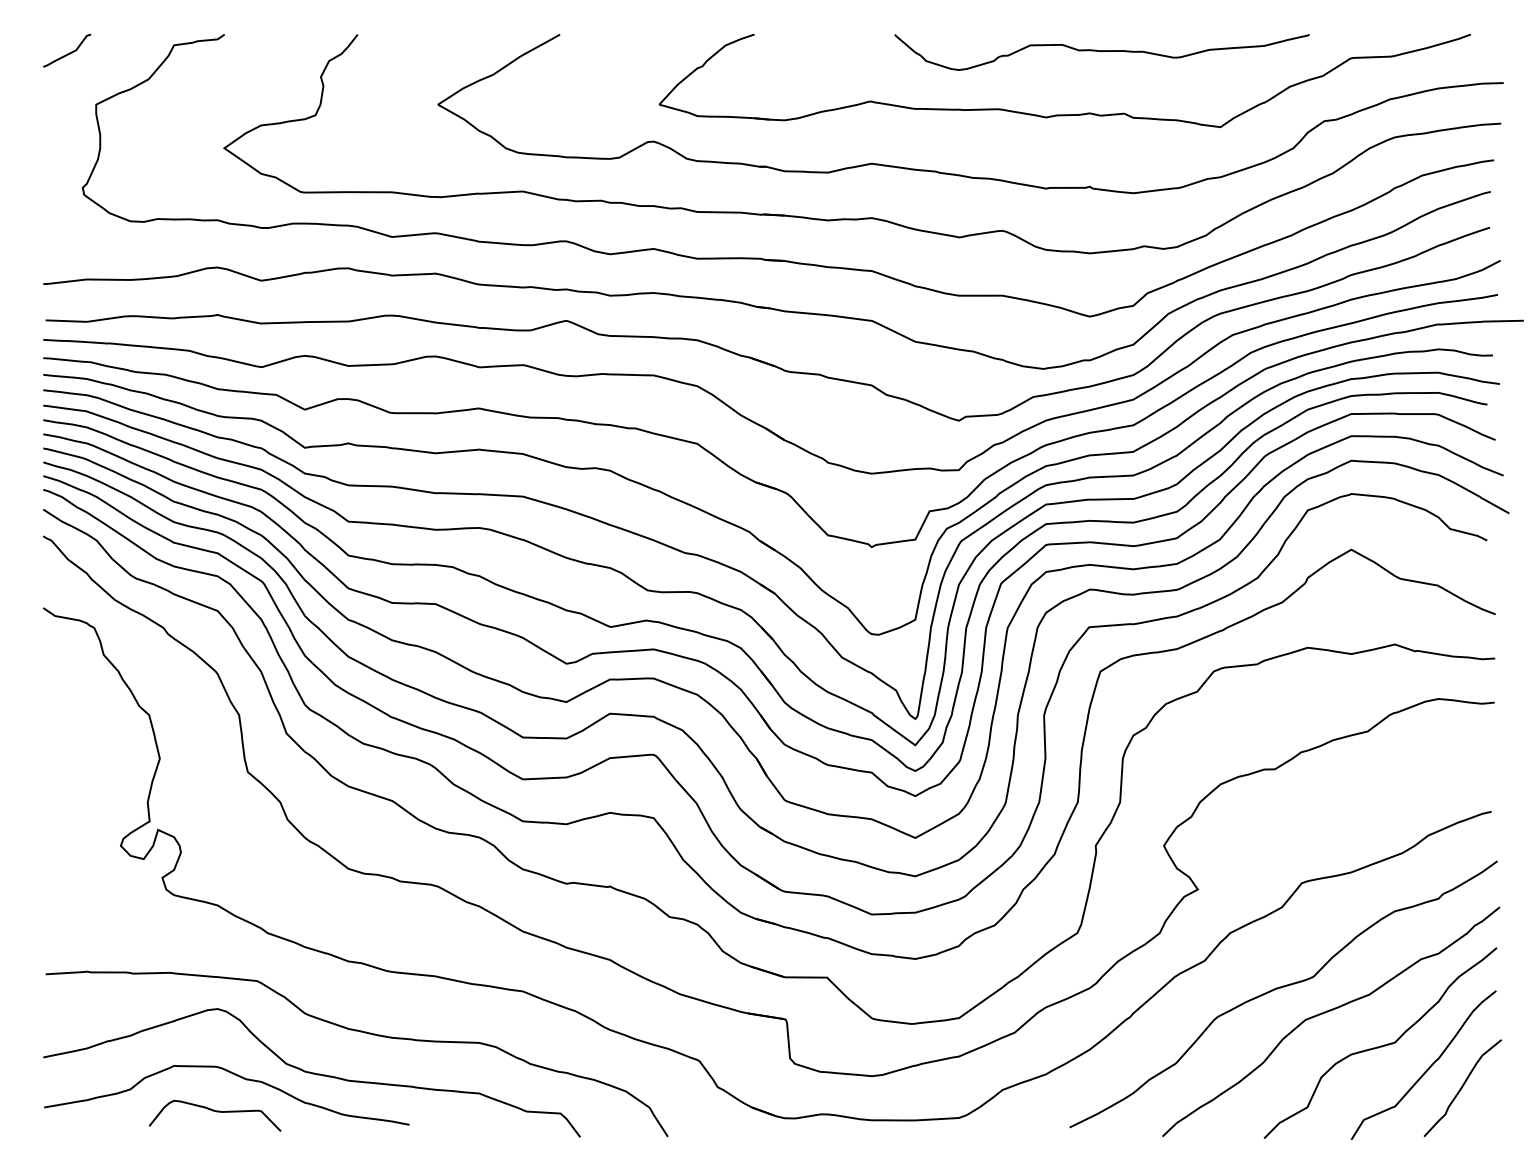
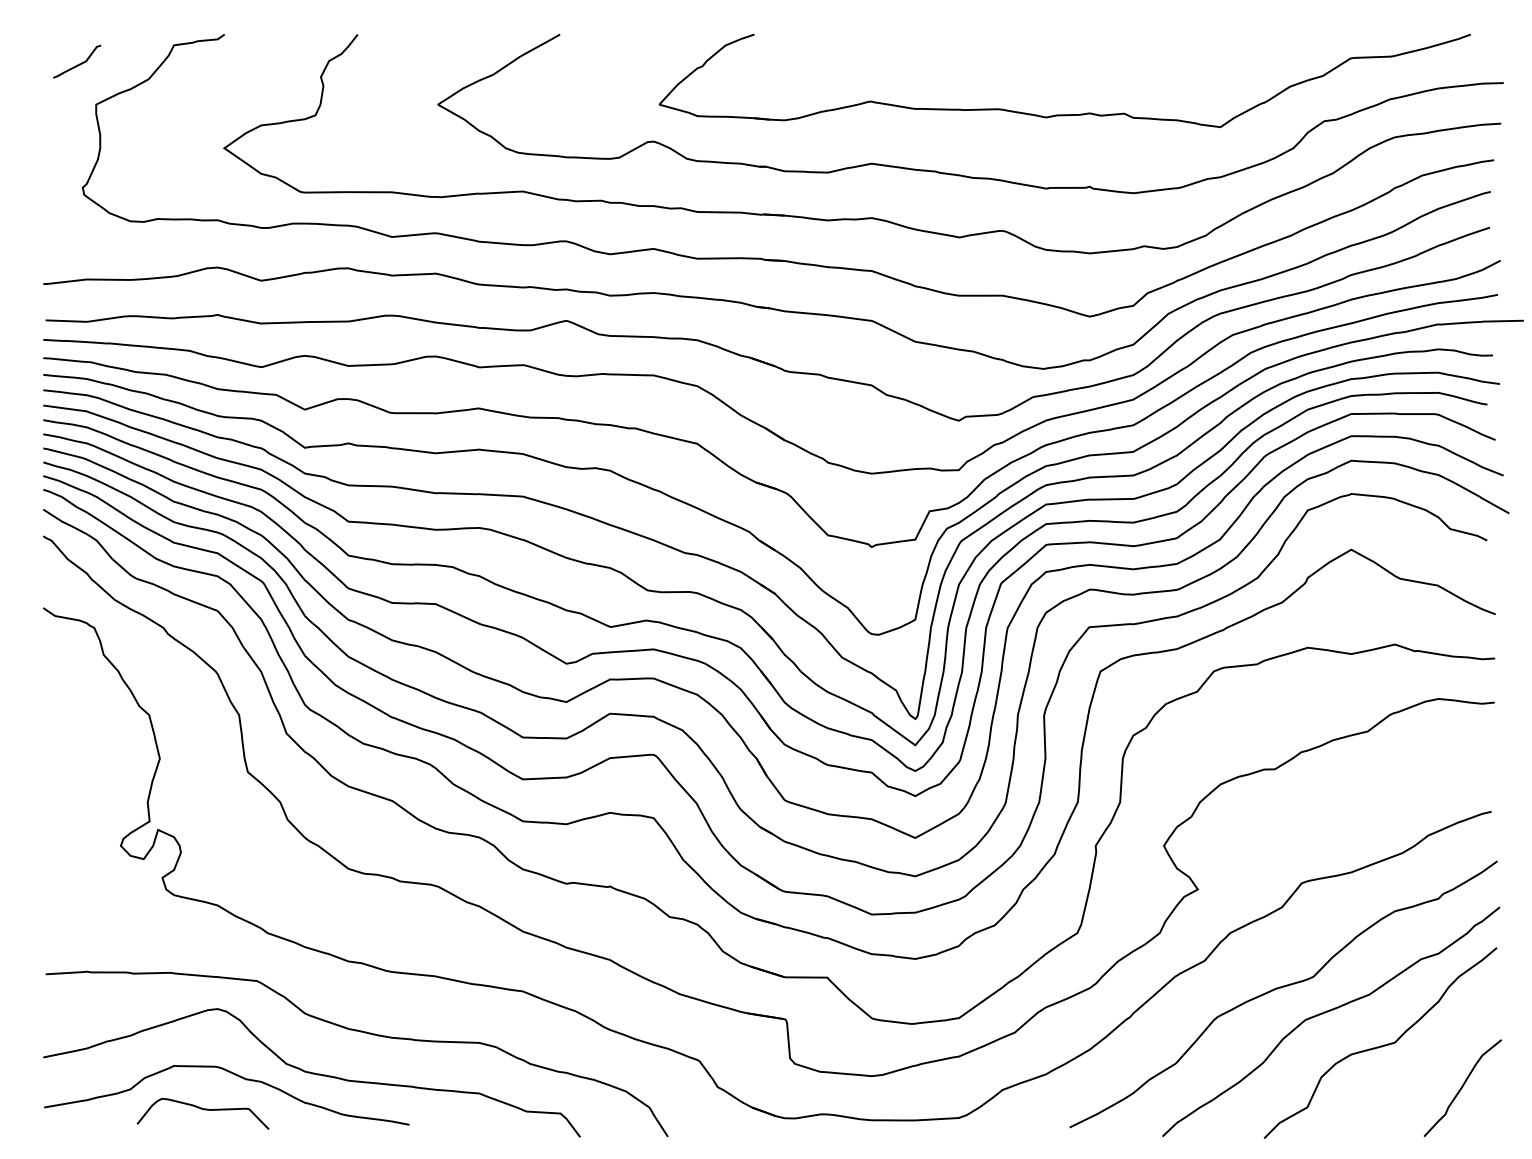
curve: present -> none (1101, 51)
curve position: (69, 52) -> (79, 63) (79, 63)
curve: present -> none (1427, 1068)
curve position: (216, 1112) -> (204, 1110) (204, 1110)
